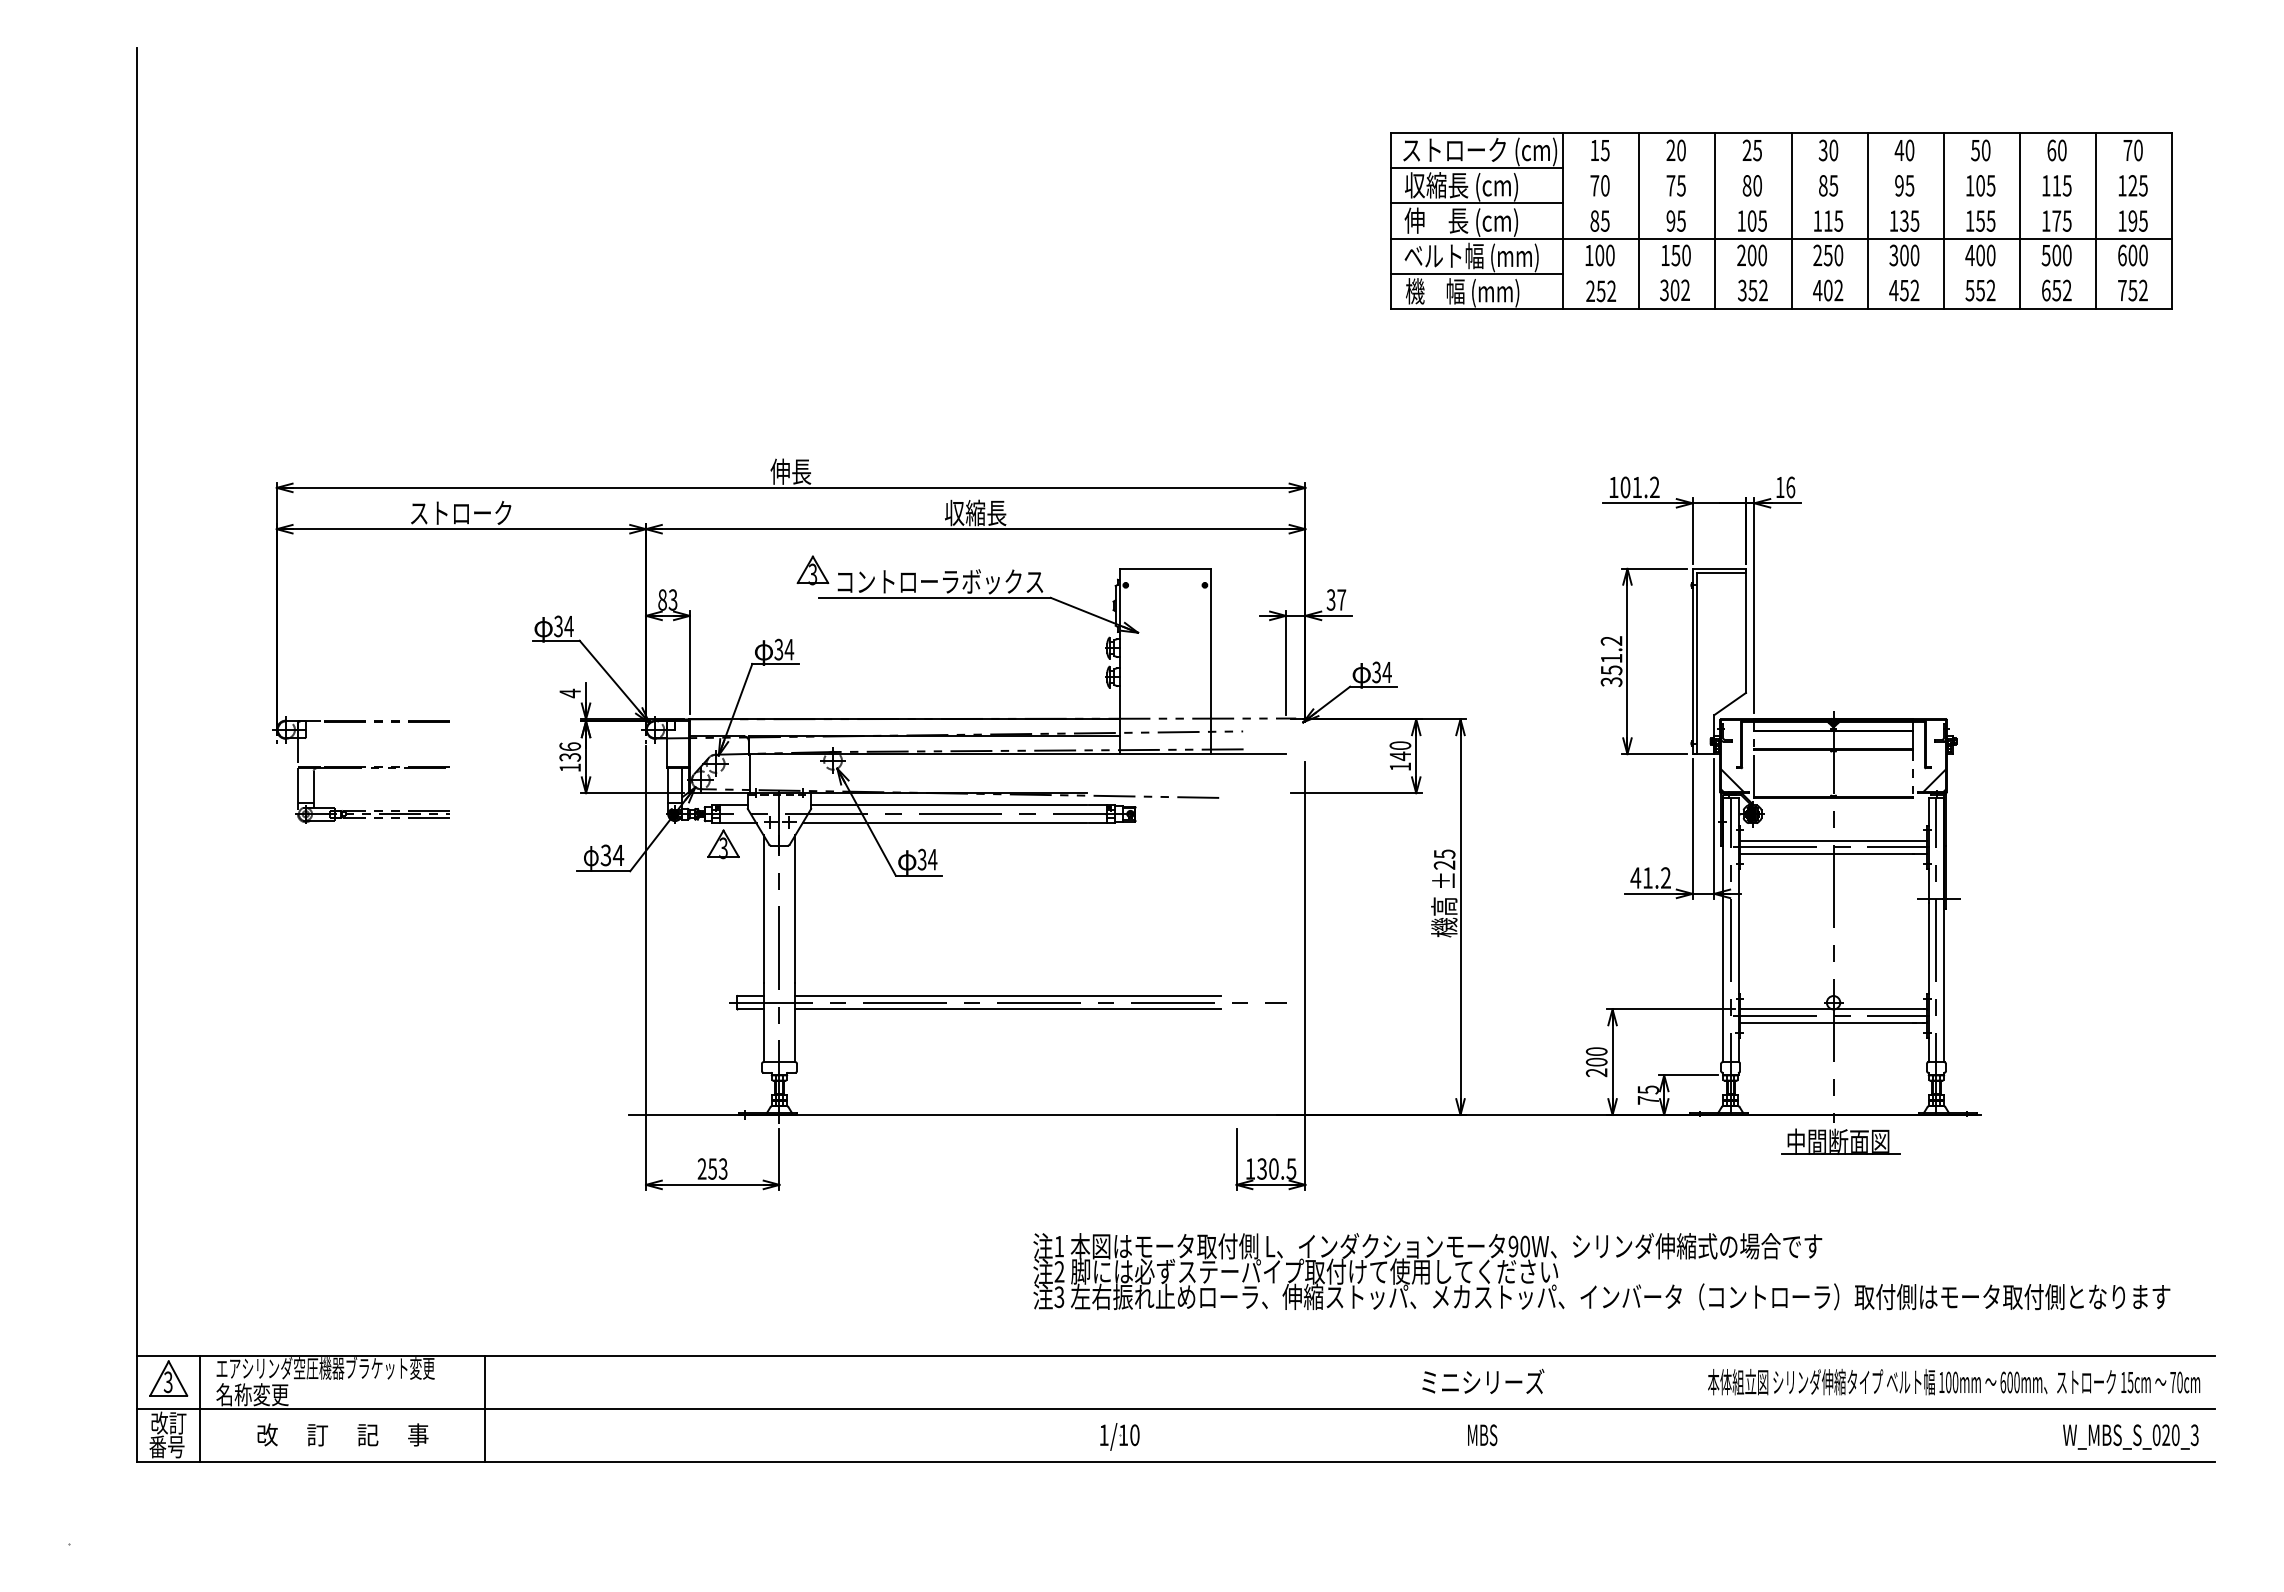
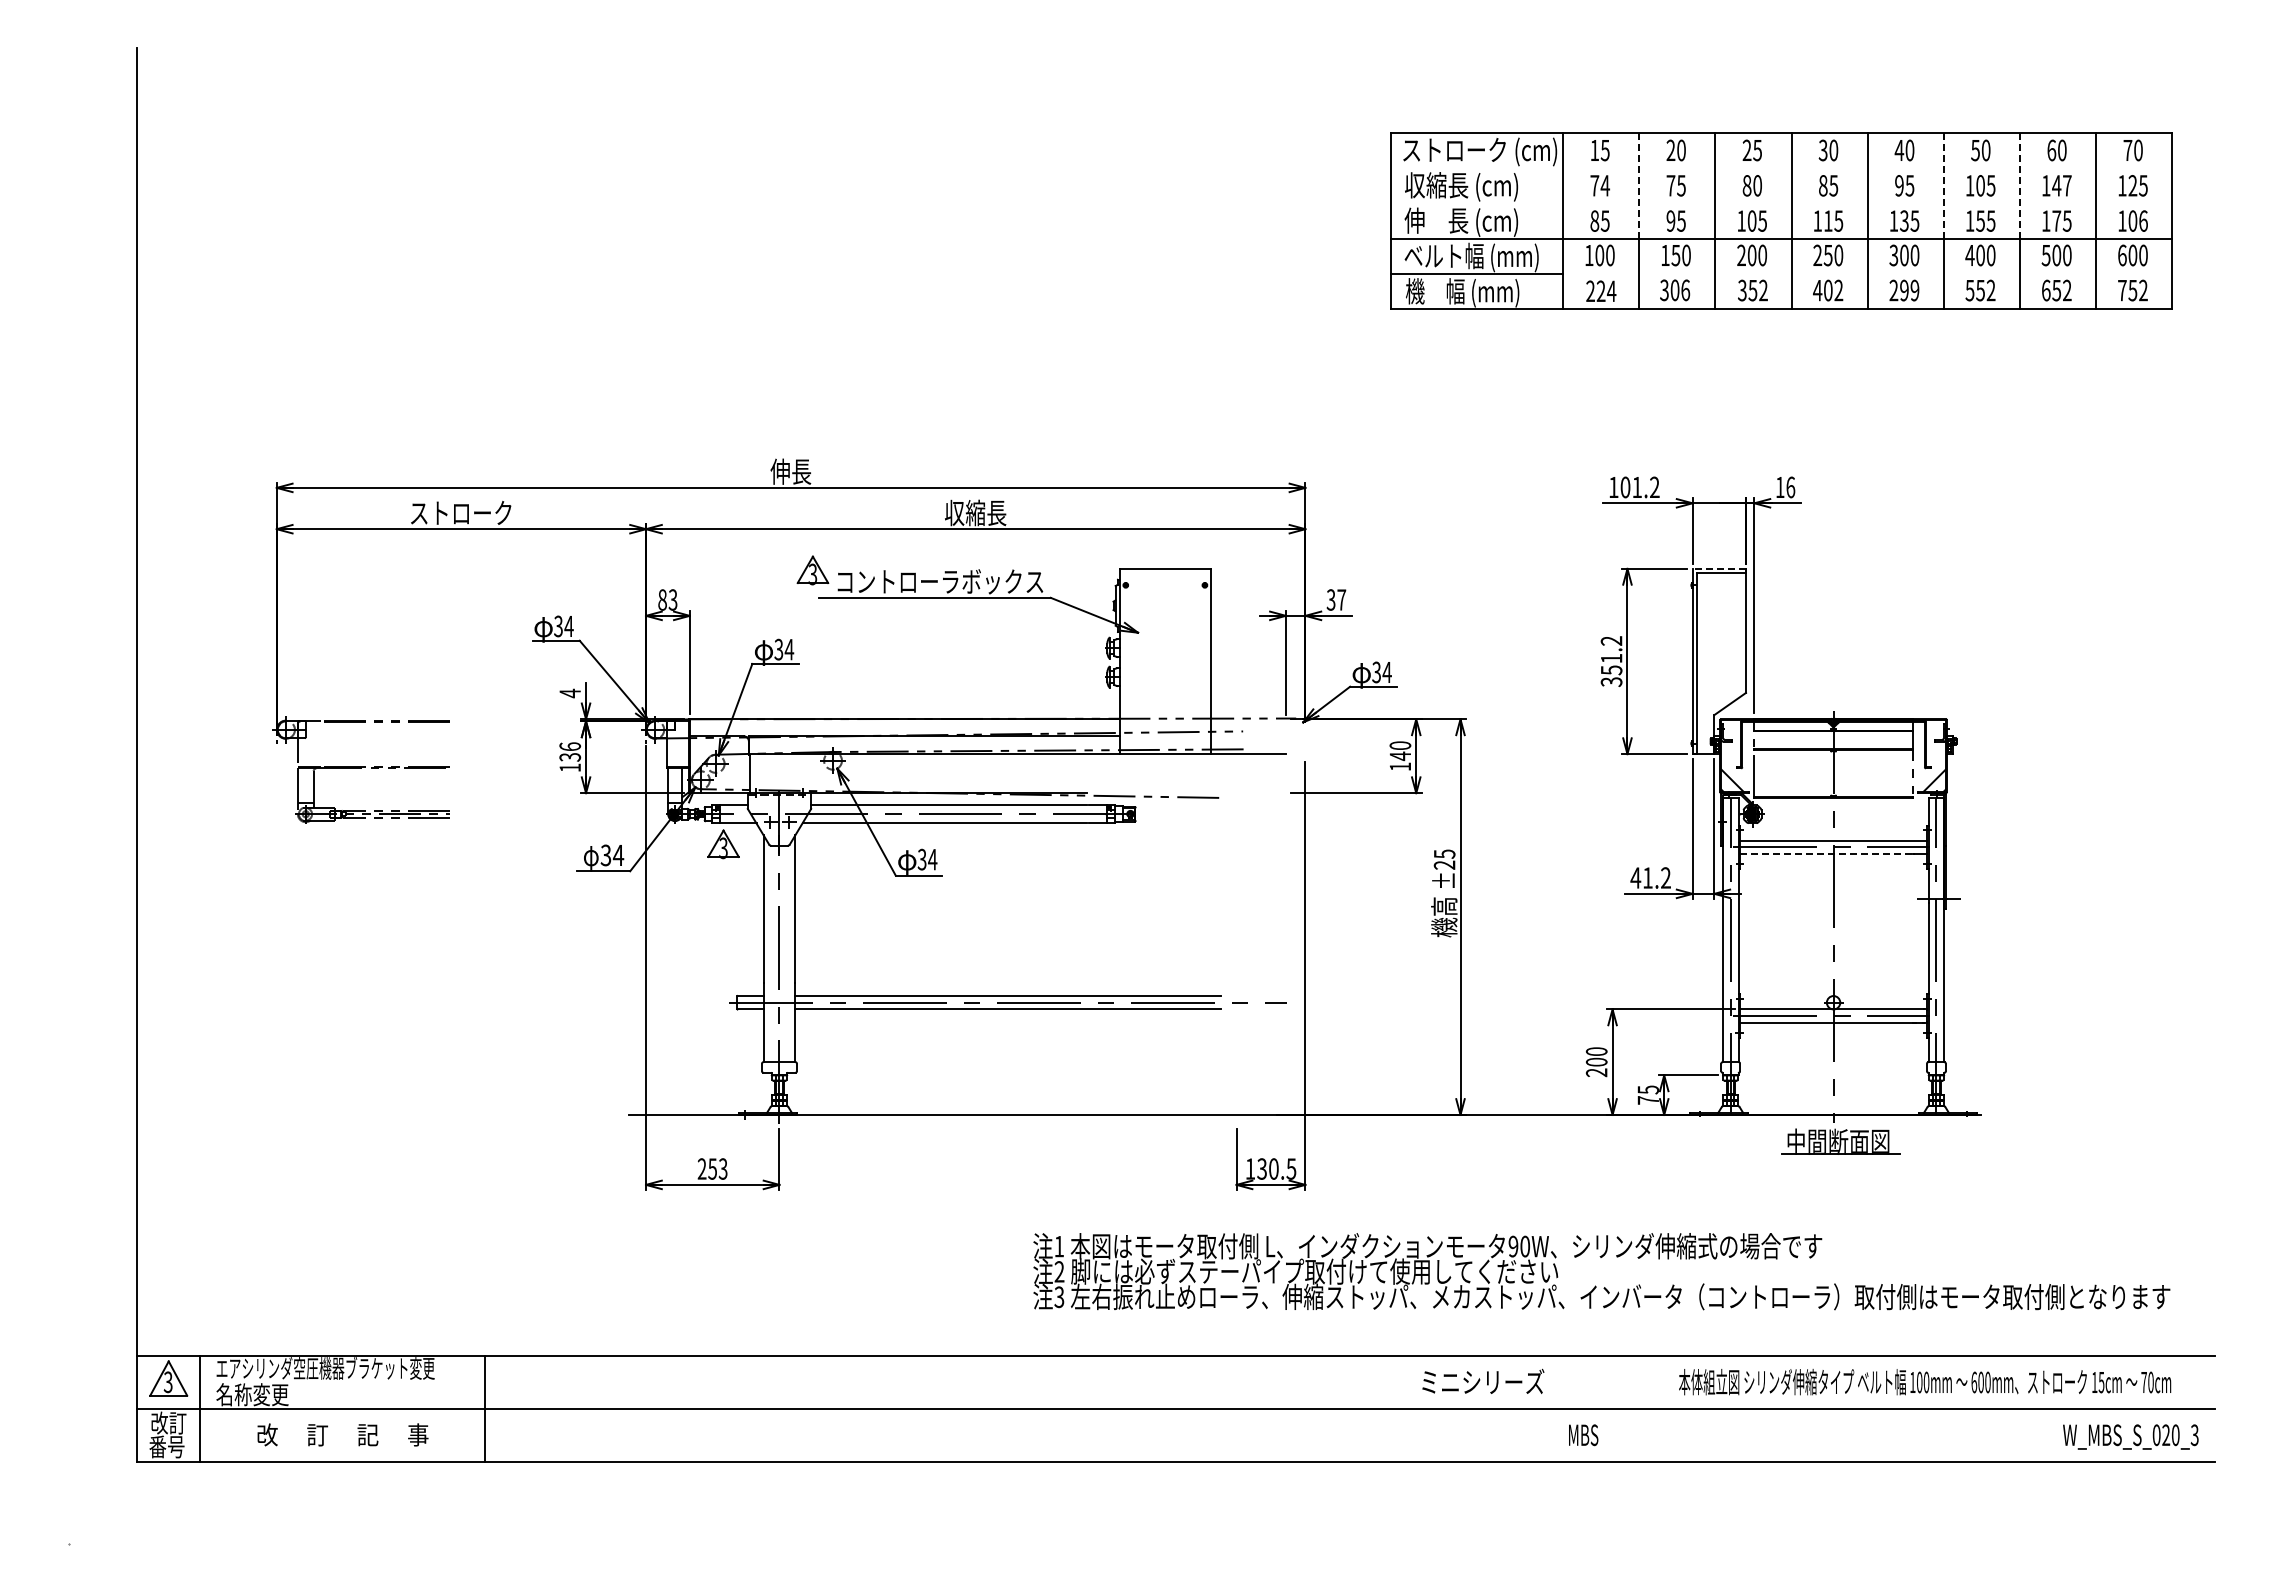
line: present -> none (1477, 168)
text: 70 -> 74 (1605, 185)
line: solid -> dashed (1639, 185)
line: solid -> dashed (1943, 185)
line: solid -> dashed (2020, 185)
text: 115 -> 147 (2061, 185)
line: present -> none (1477, 203)
text: 195 -> 106 (2137, 220)
text: 302 -> 306 (1685, 290)
text: 452 -> 299 (1904, 290)
text: 252 -> 224 (1606, 291)
line: solid -> dashed (1719, 568)
line: solid -> dashed (1826, 853)
text position: (1954, 1382) -> (1925, 1382) (1925, 1382)
text position: (1482, 1435) -> (1583, 1435) (1583, 1435)
part: present -> none (1119, 1436)
